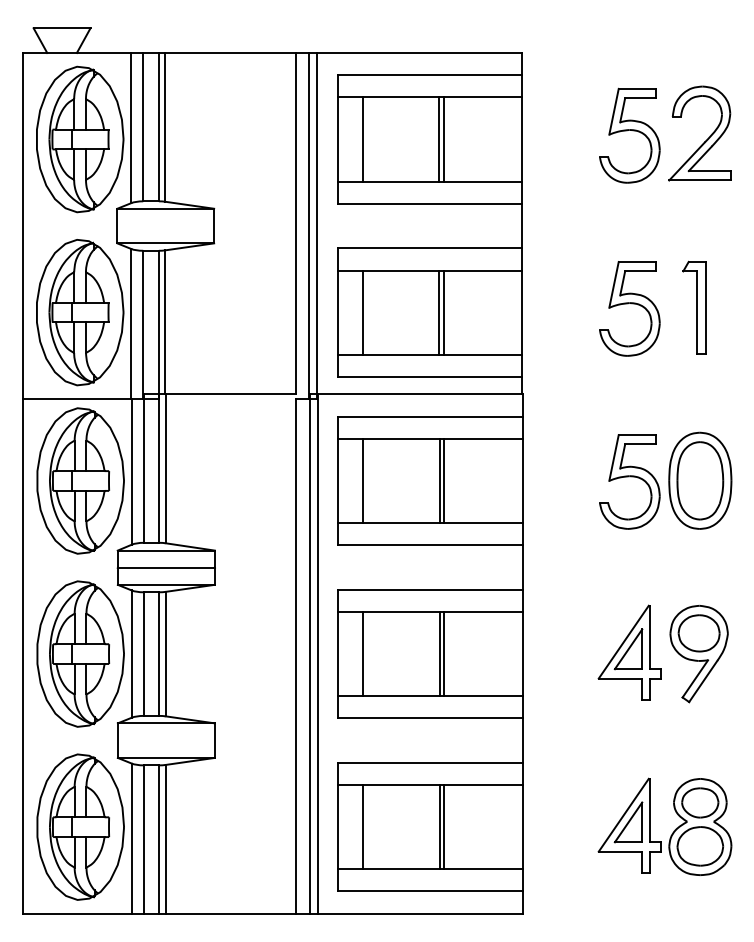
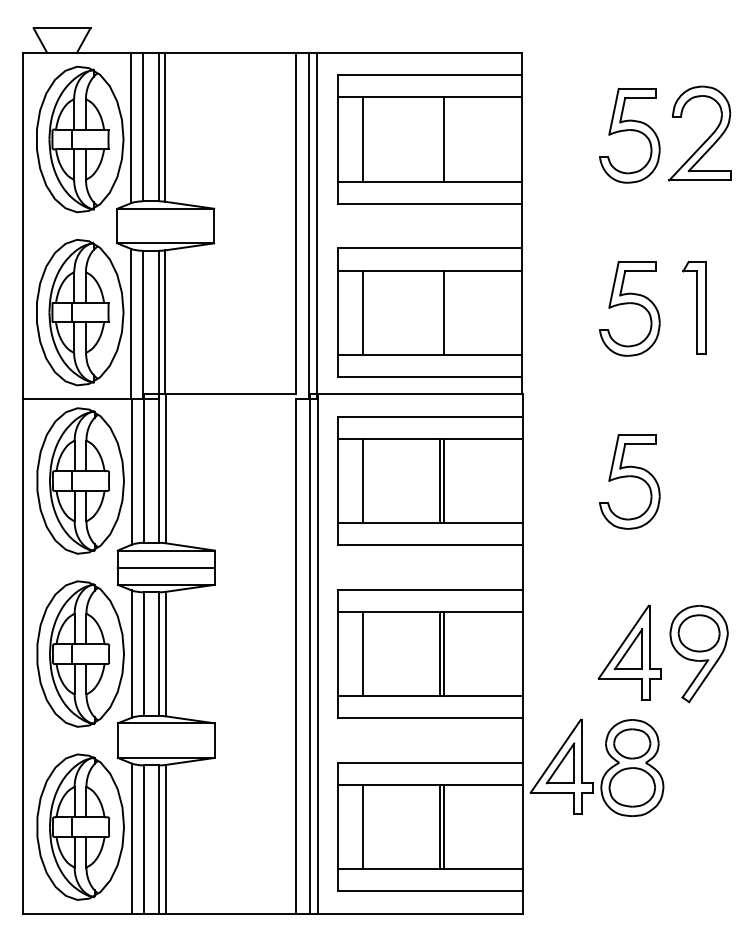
line: present -> none (439, 139)
line: present -> none (439, 312)
part: present -> none (700, 480)
part position: (672, 832) -> (604, 773) (604, 773)
